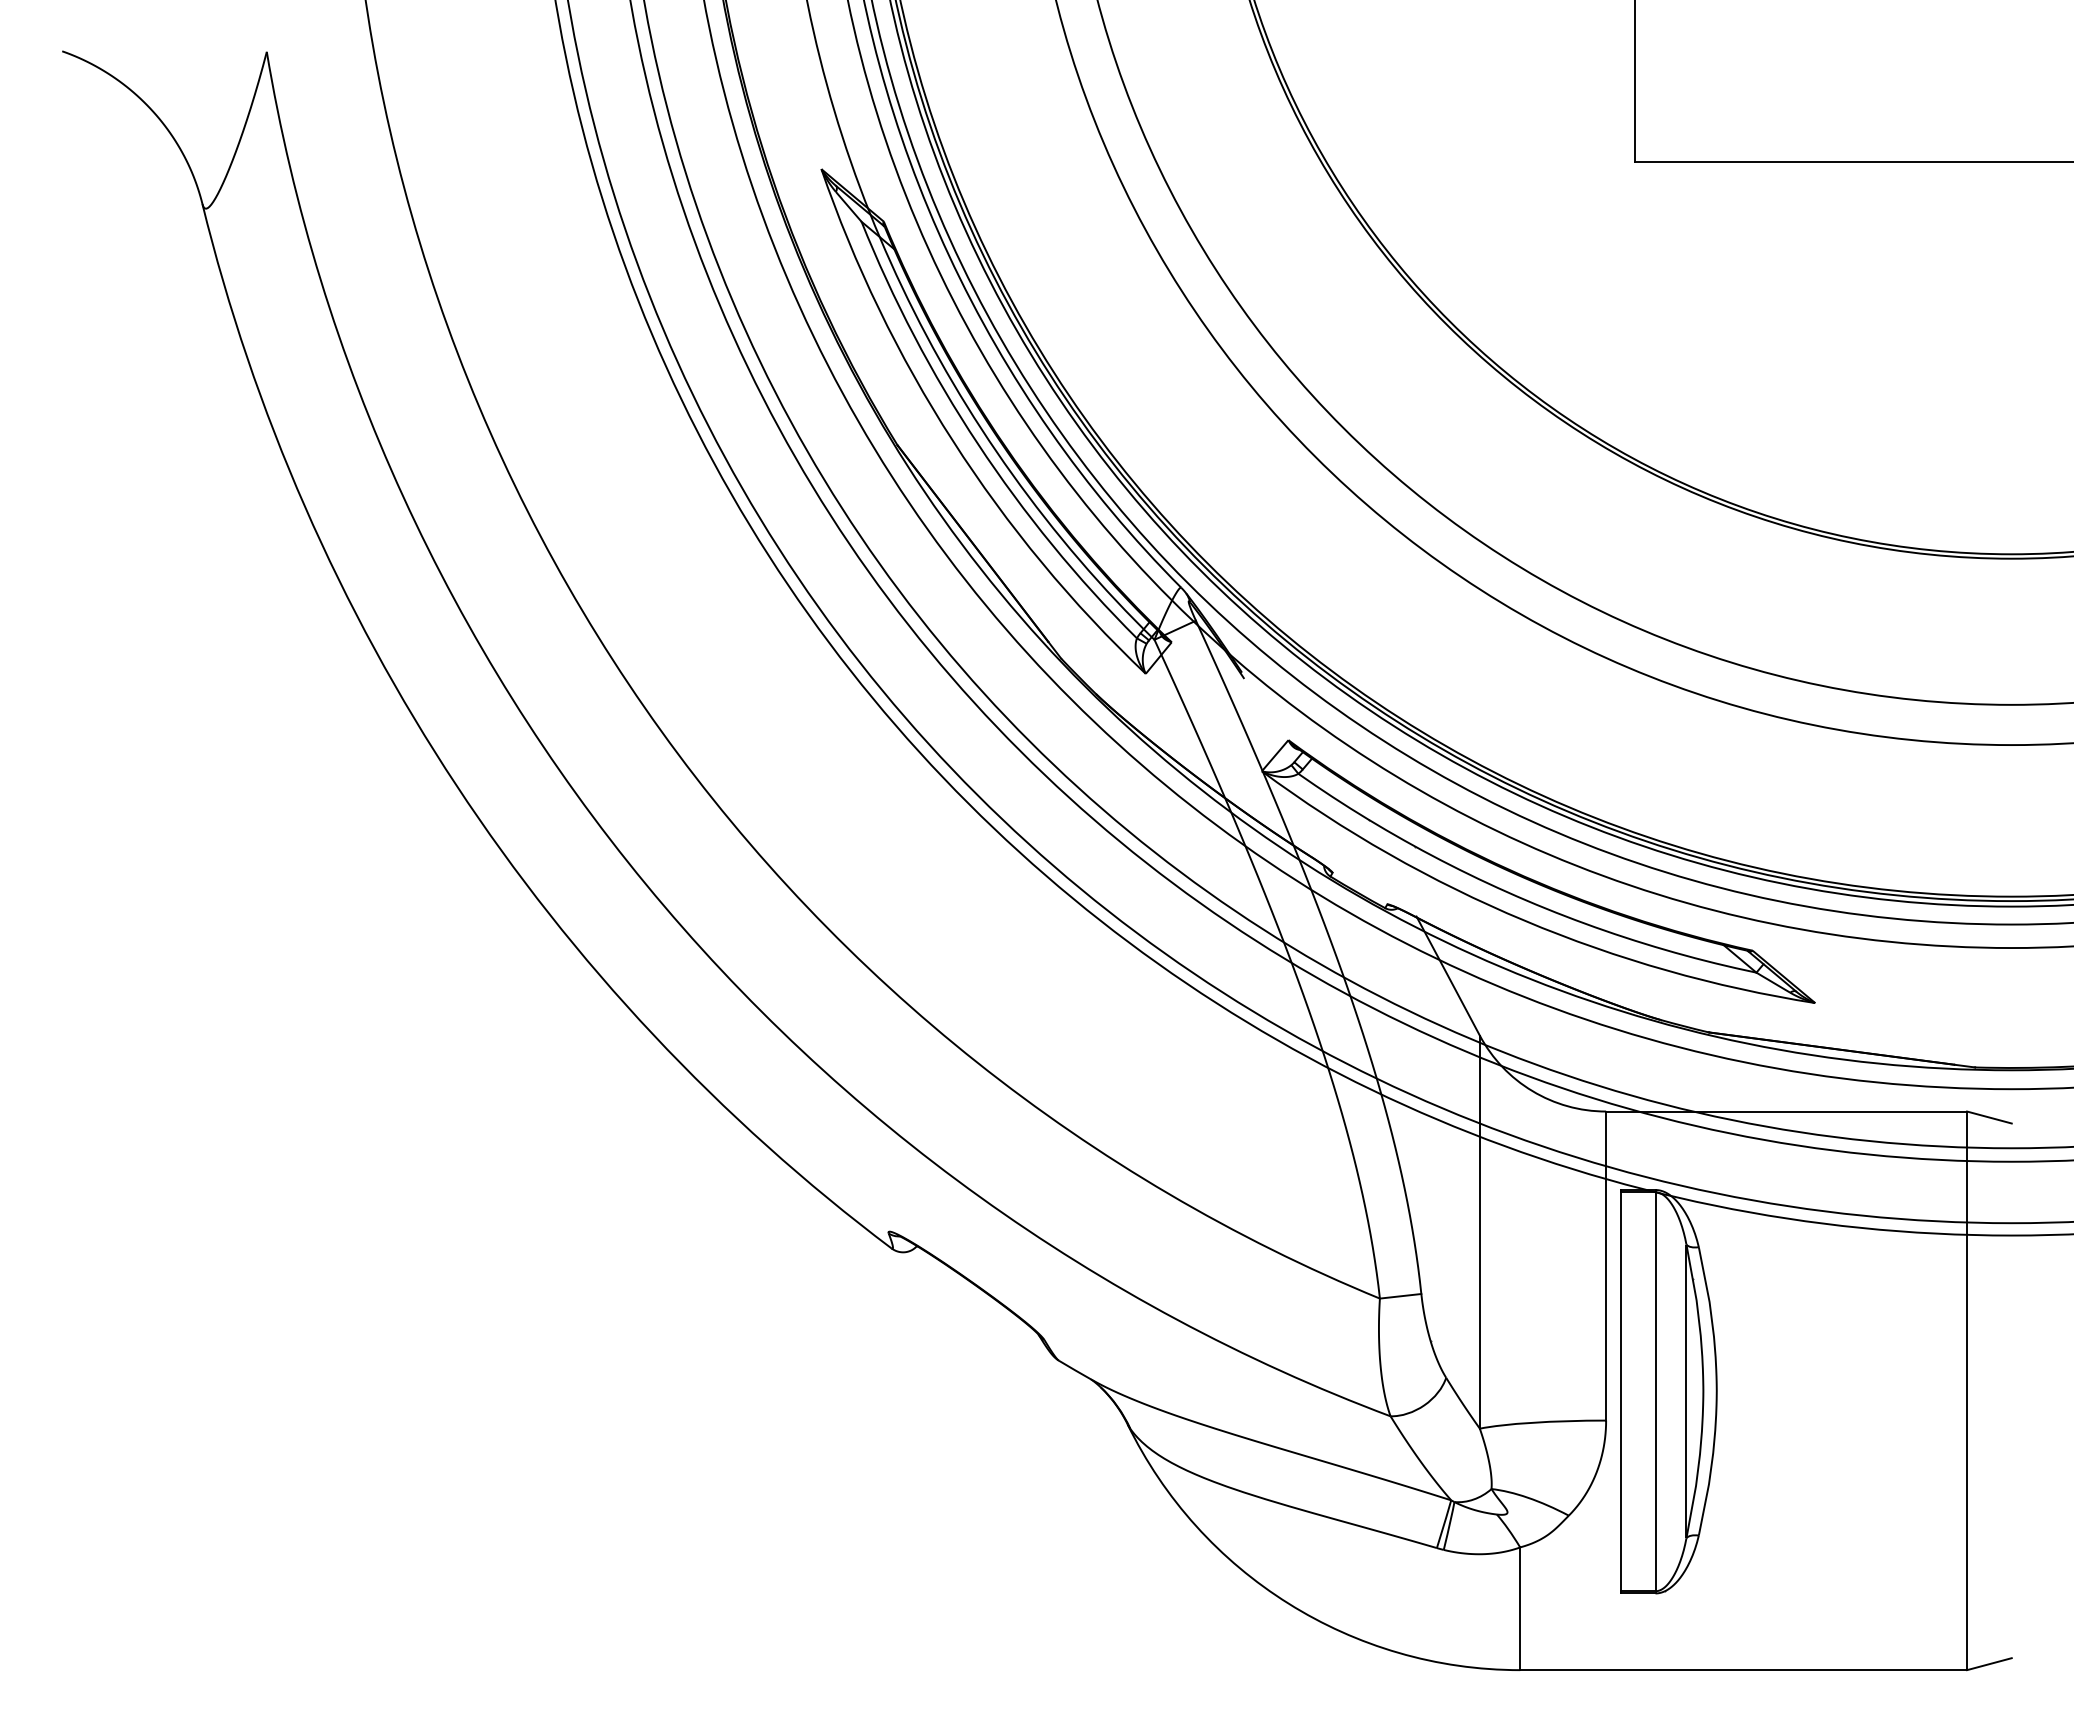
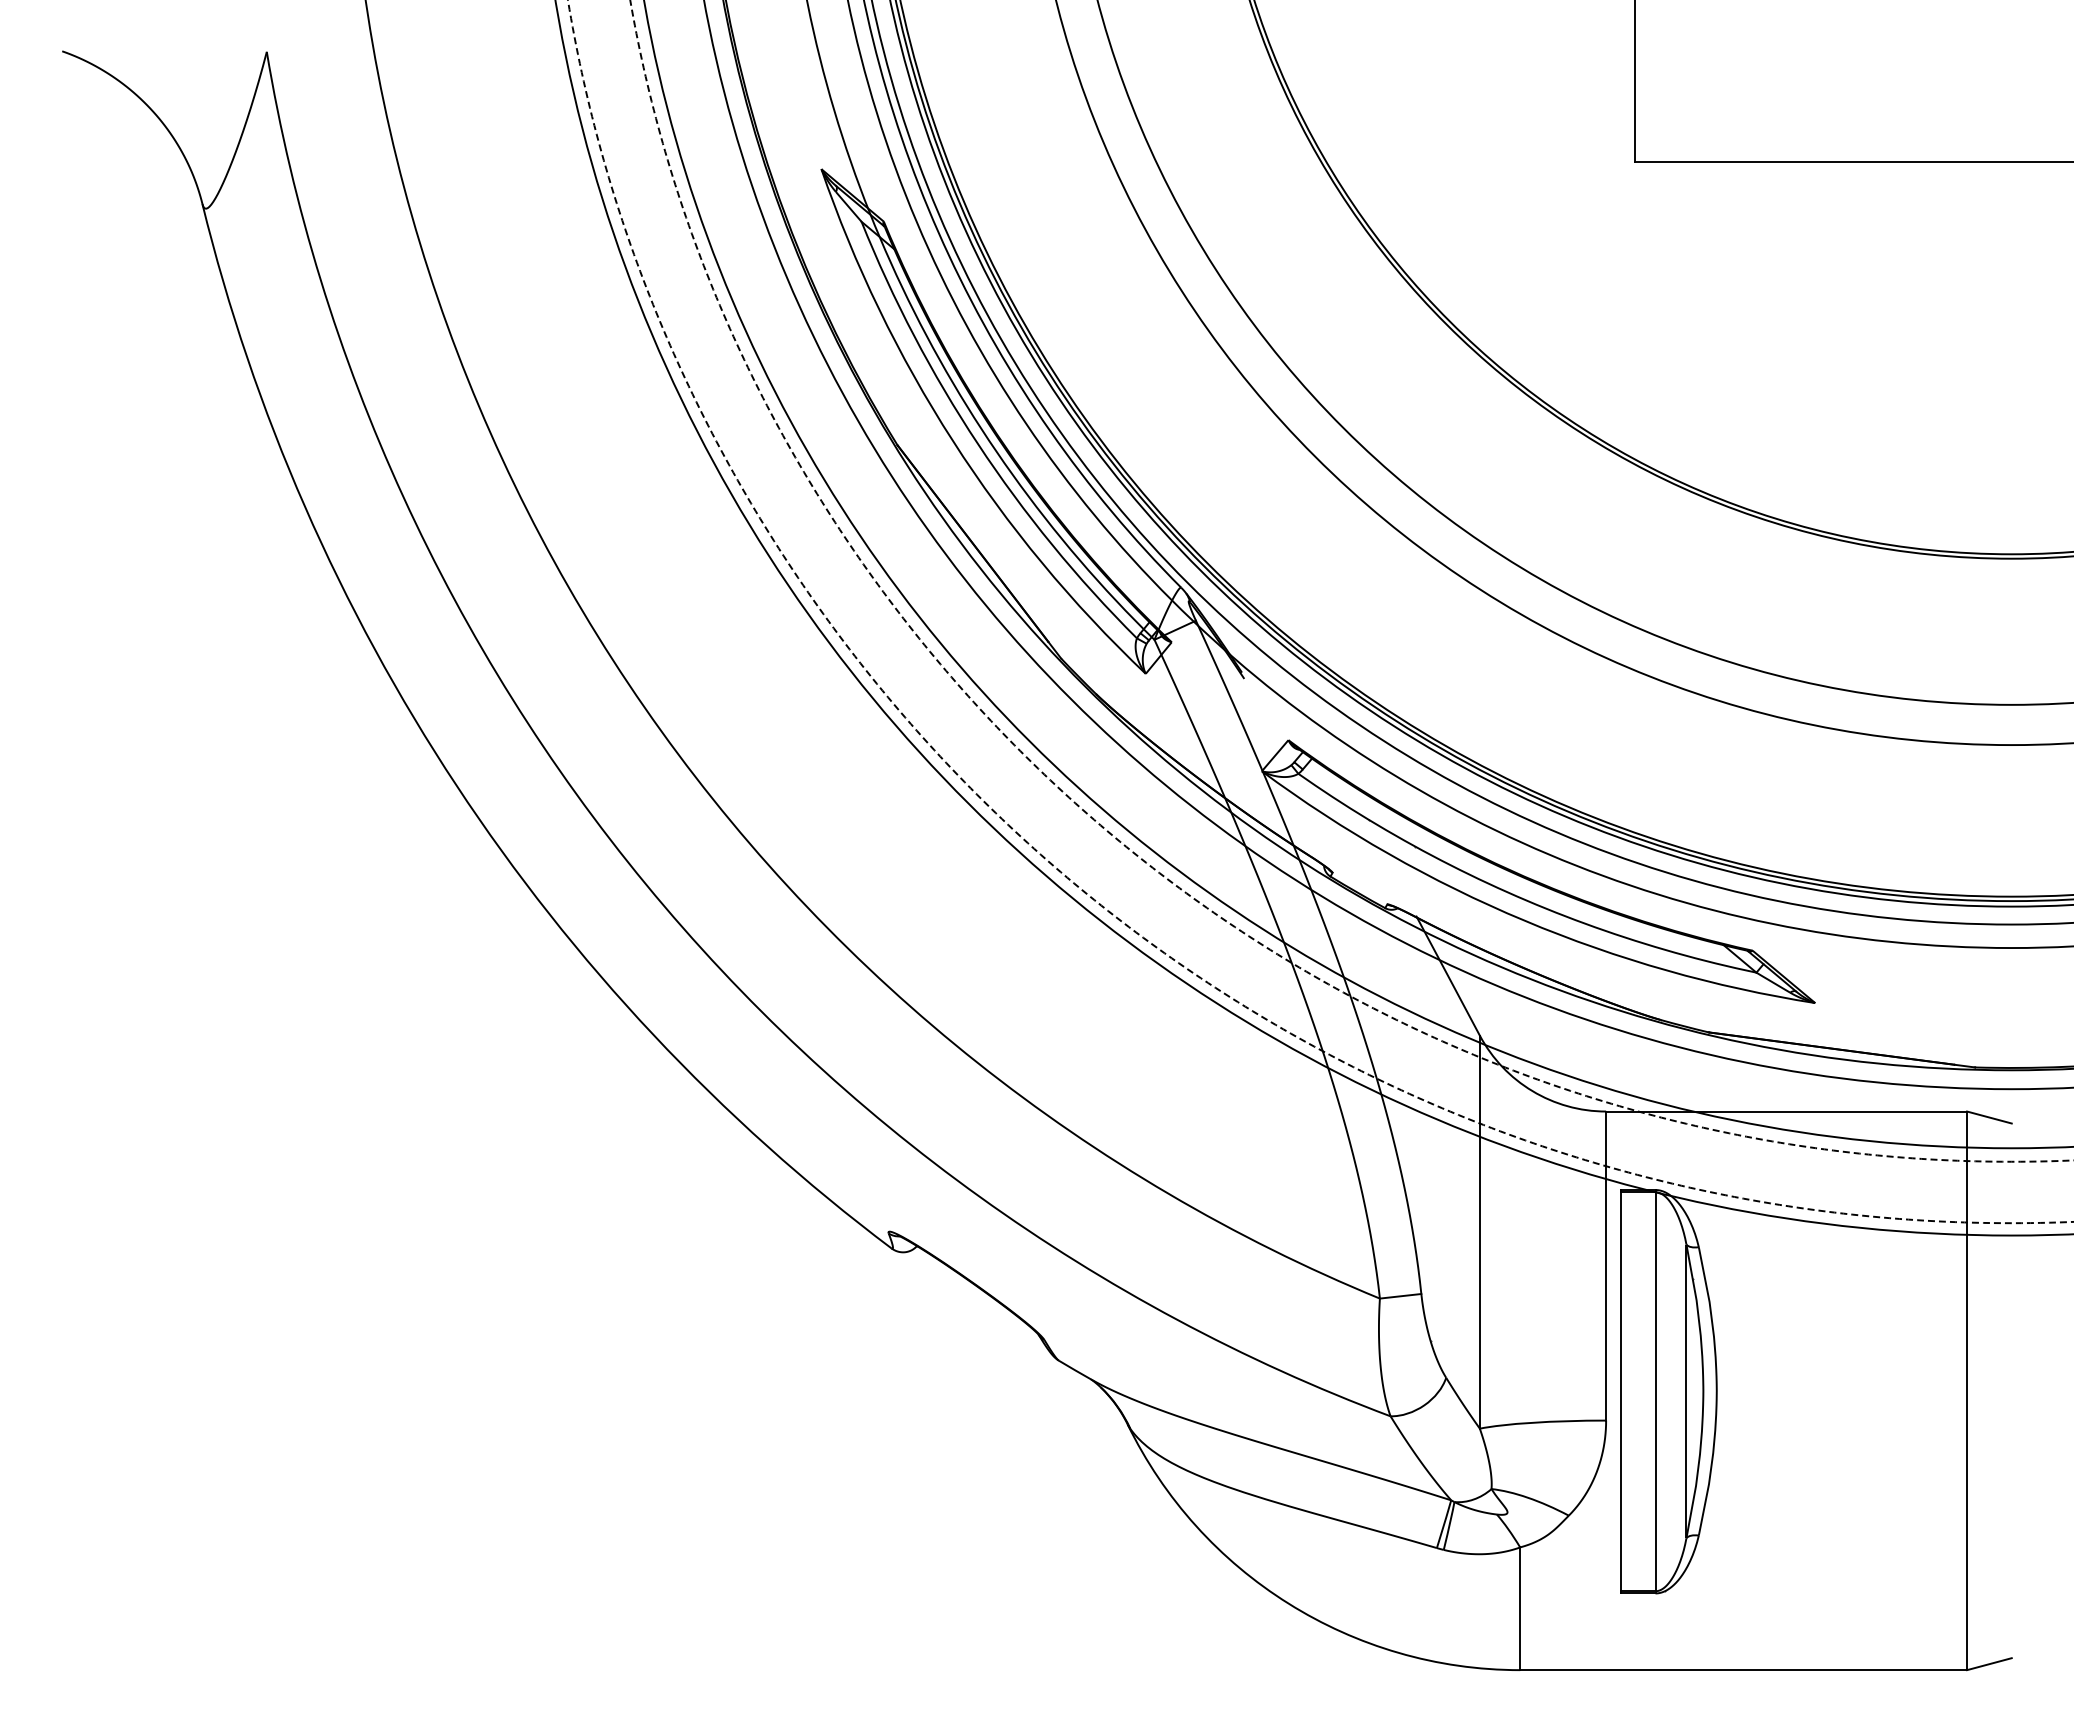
circle: solid -> dashed (1351, 580)
circle: solid -> dashed (1320, 611)
